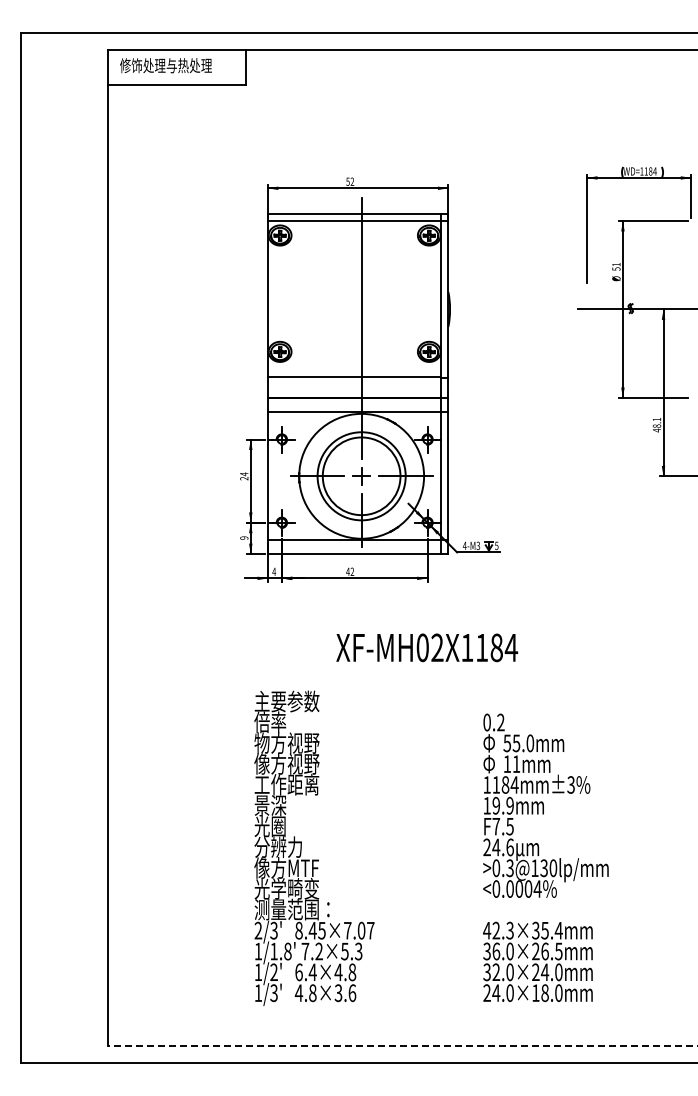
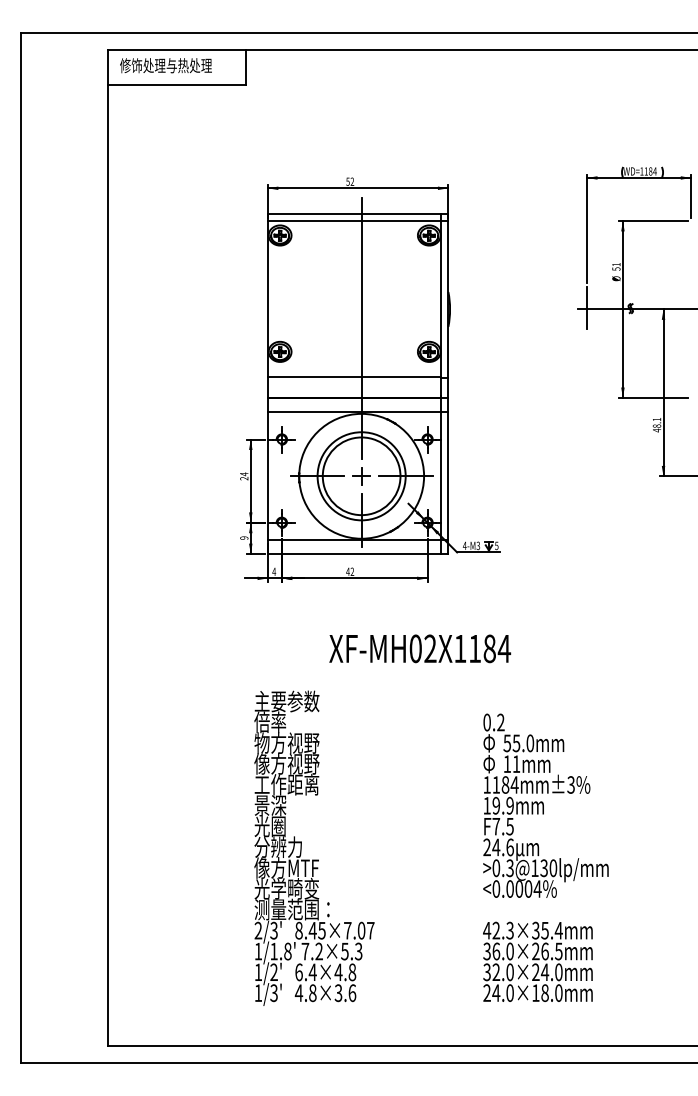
line: none -> present (587, 307)
text position: (427, 647) -> (420, 648) (420, 648)
line: dashed -> solid (402, 1045)
